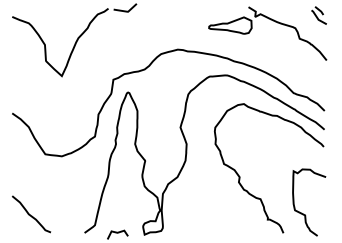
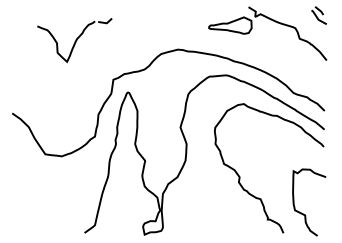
part size: 126x75 px -> 76x46 px (74, 40)
curve: present -> none (30, 214)
line: present -> none (117, 233)
